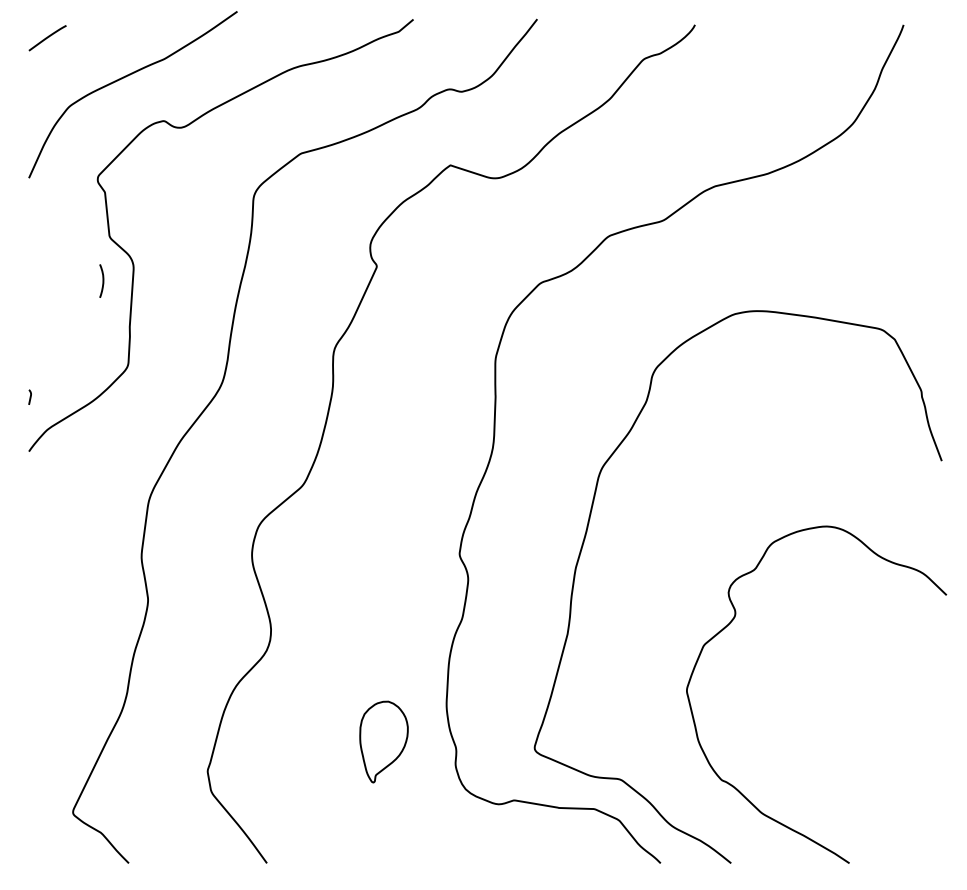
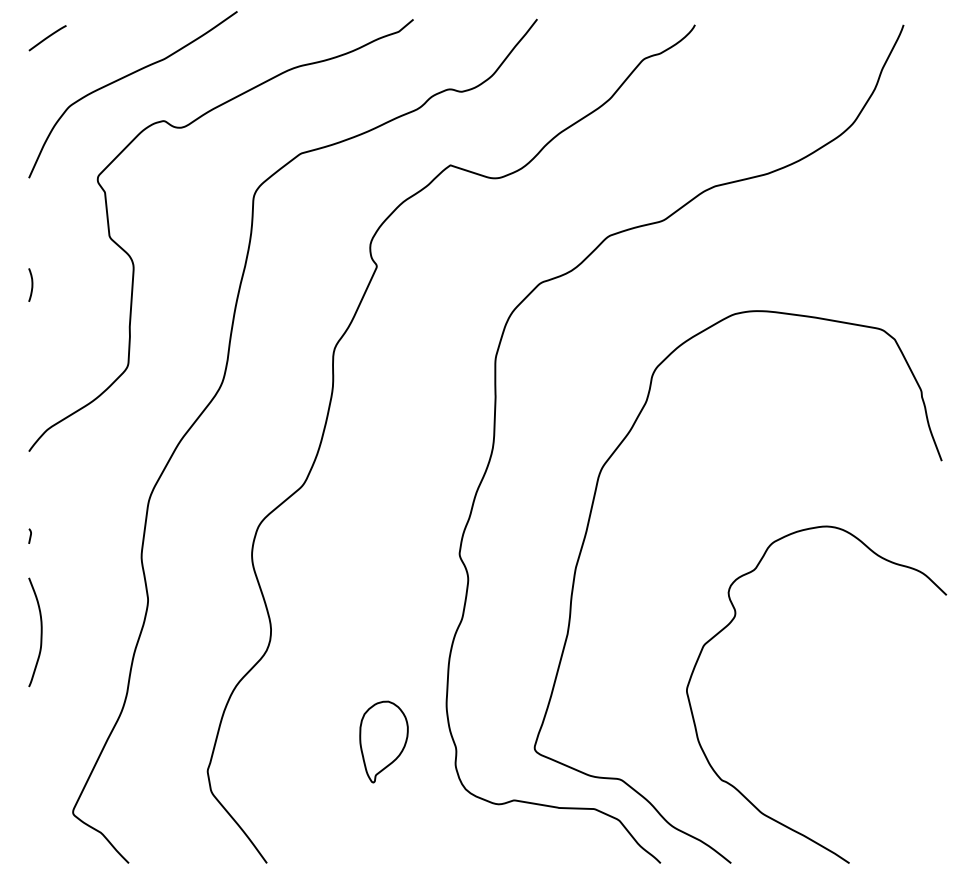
curve position: (102, 280) -> (31, 284) (31, 284)
curve position: (29, 396) -> (29, 535) (29, 535)
curve: none -> present (40, 632)
